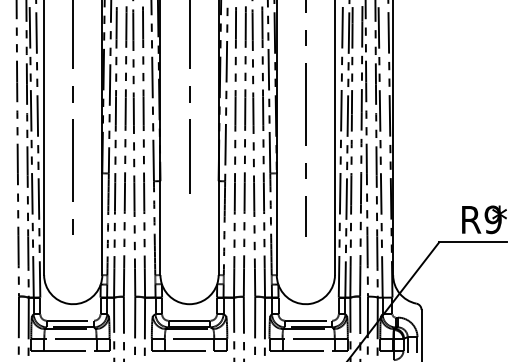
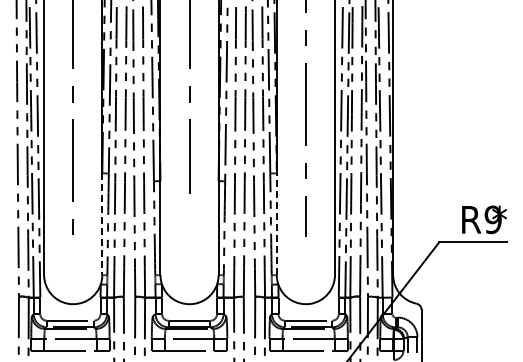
line: solid -> dashed (102, 224)
line: solid -> dashed (276, 224)
